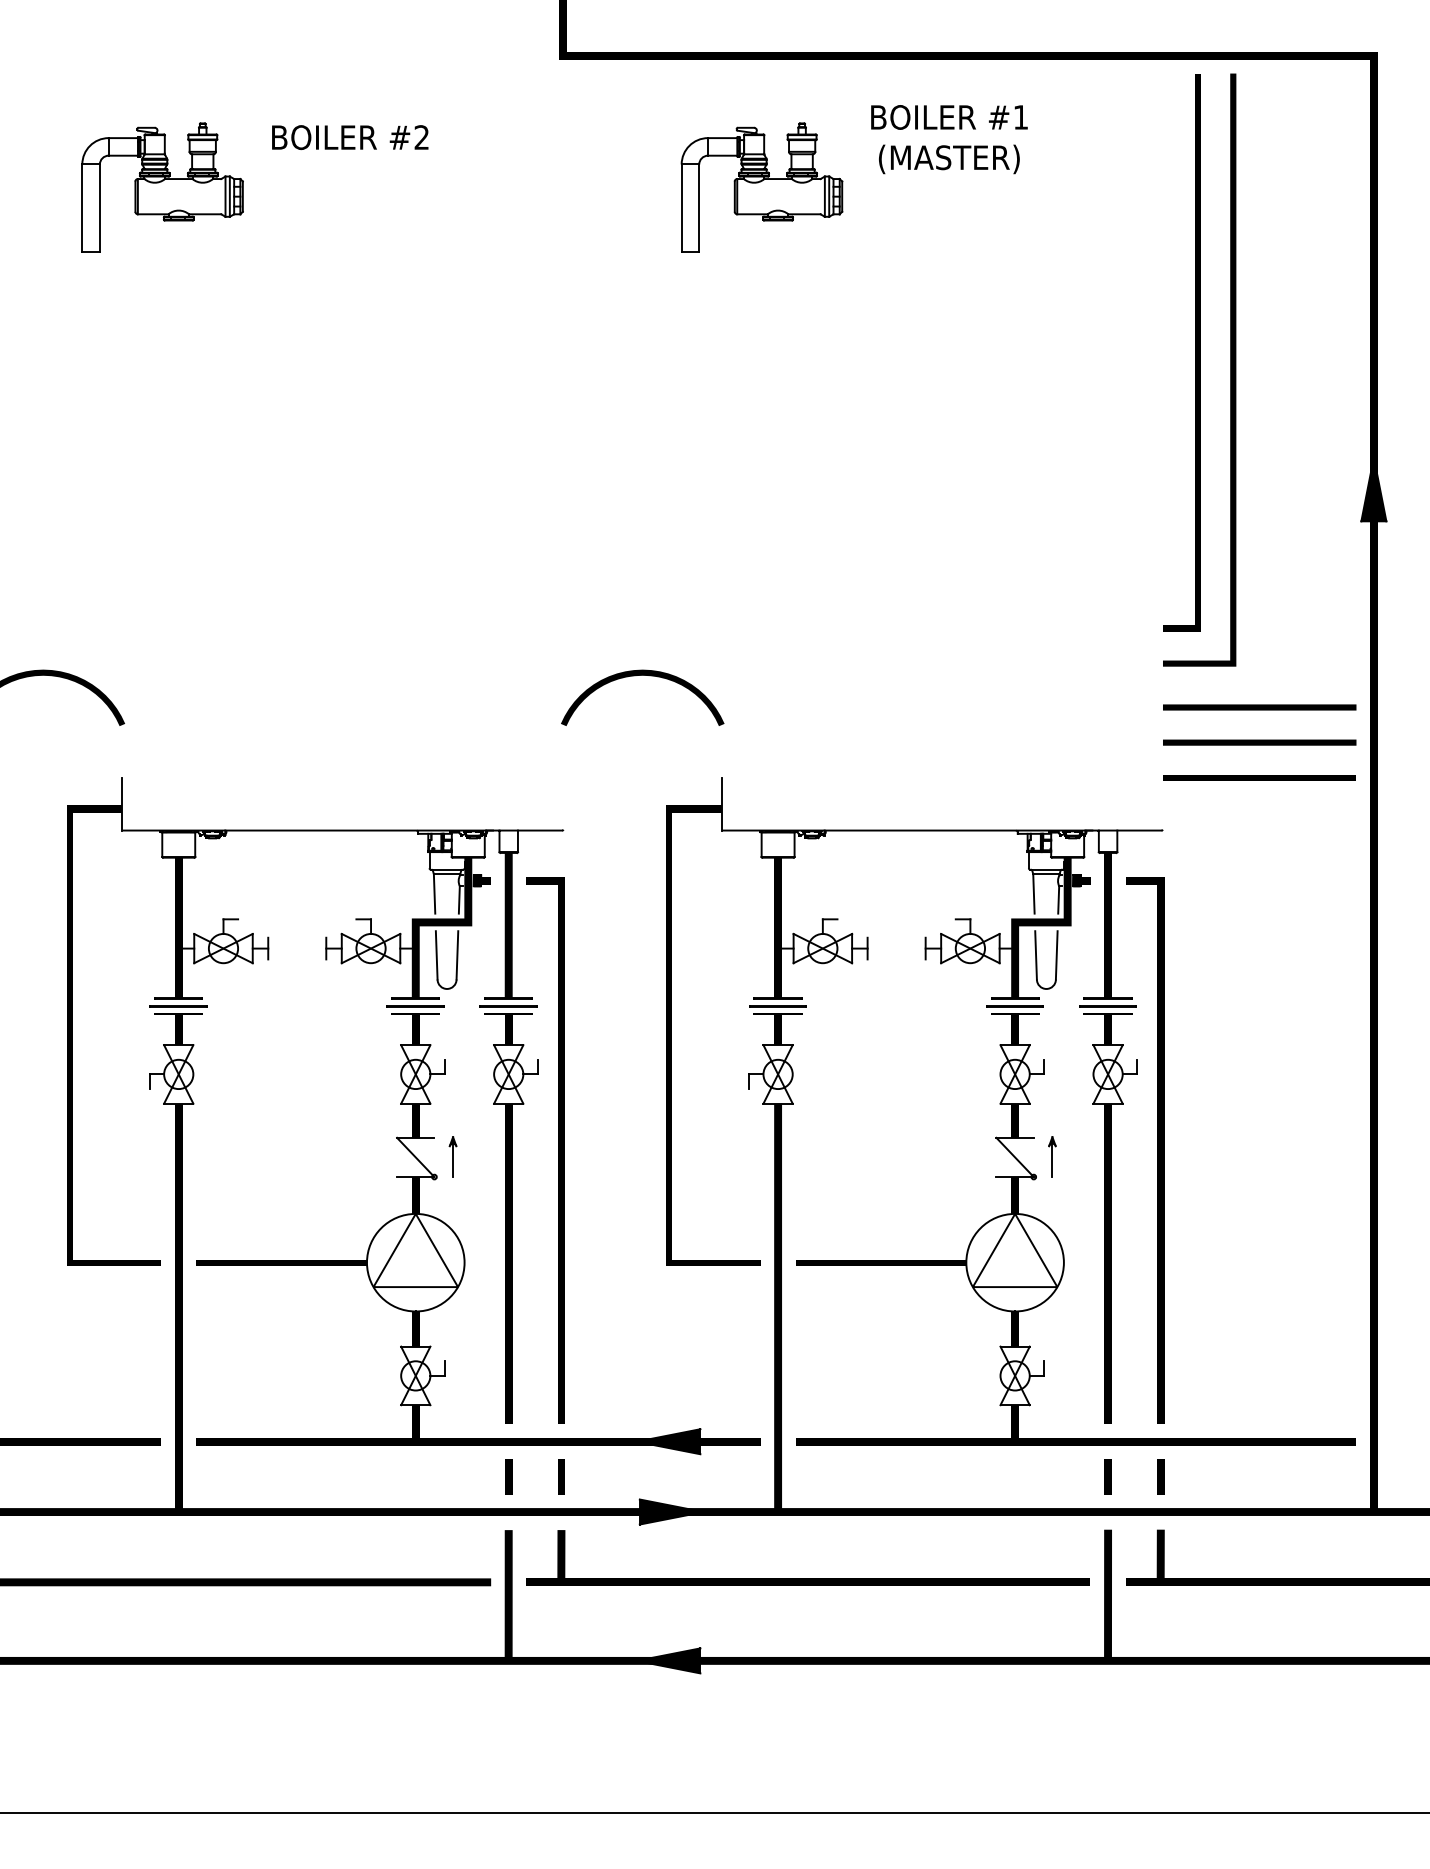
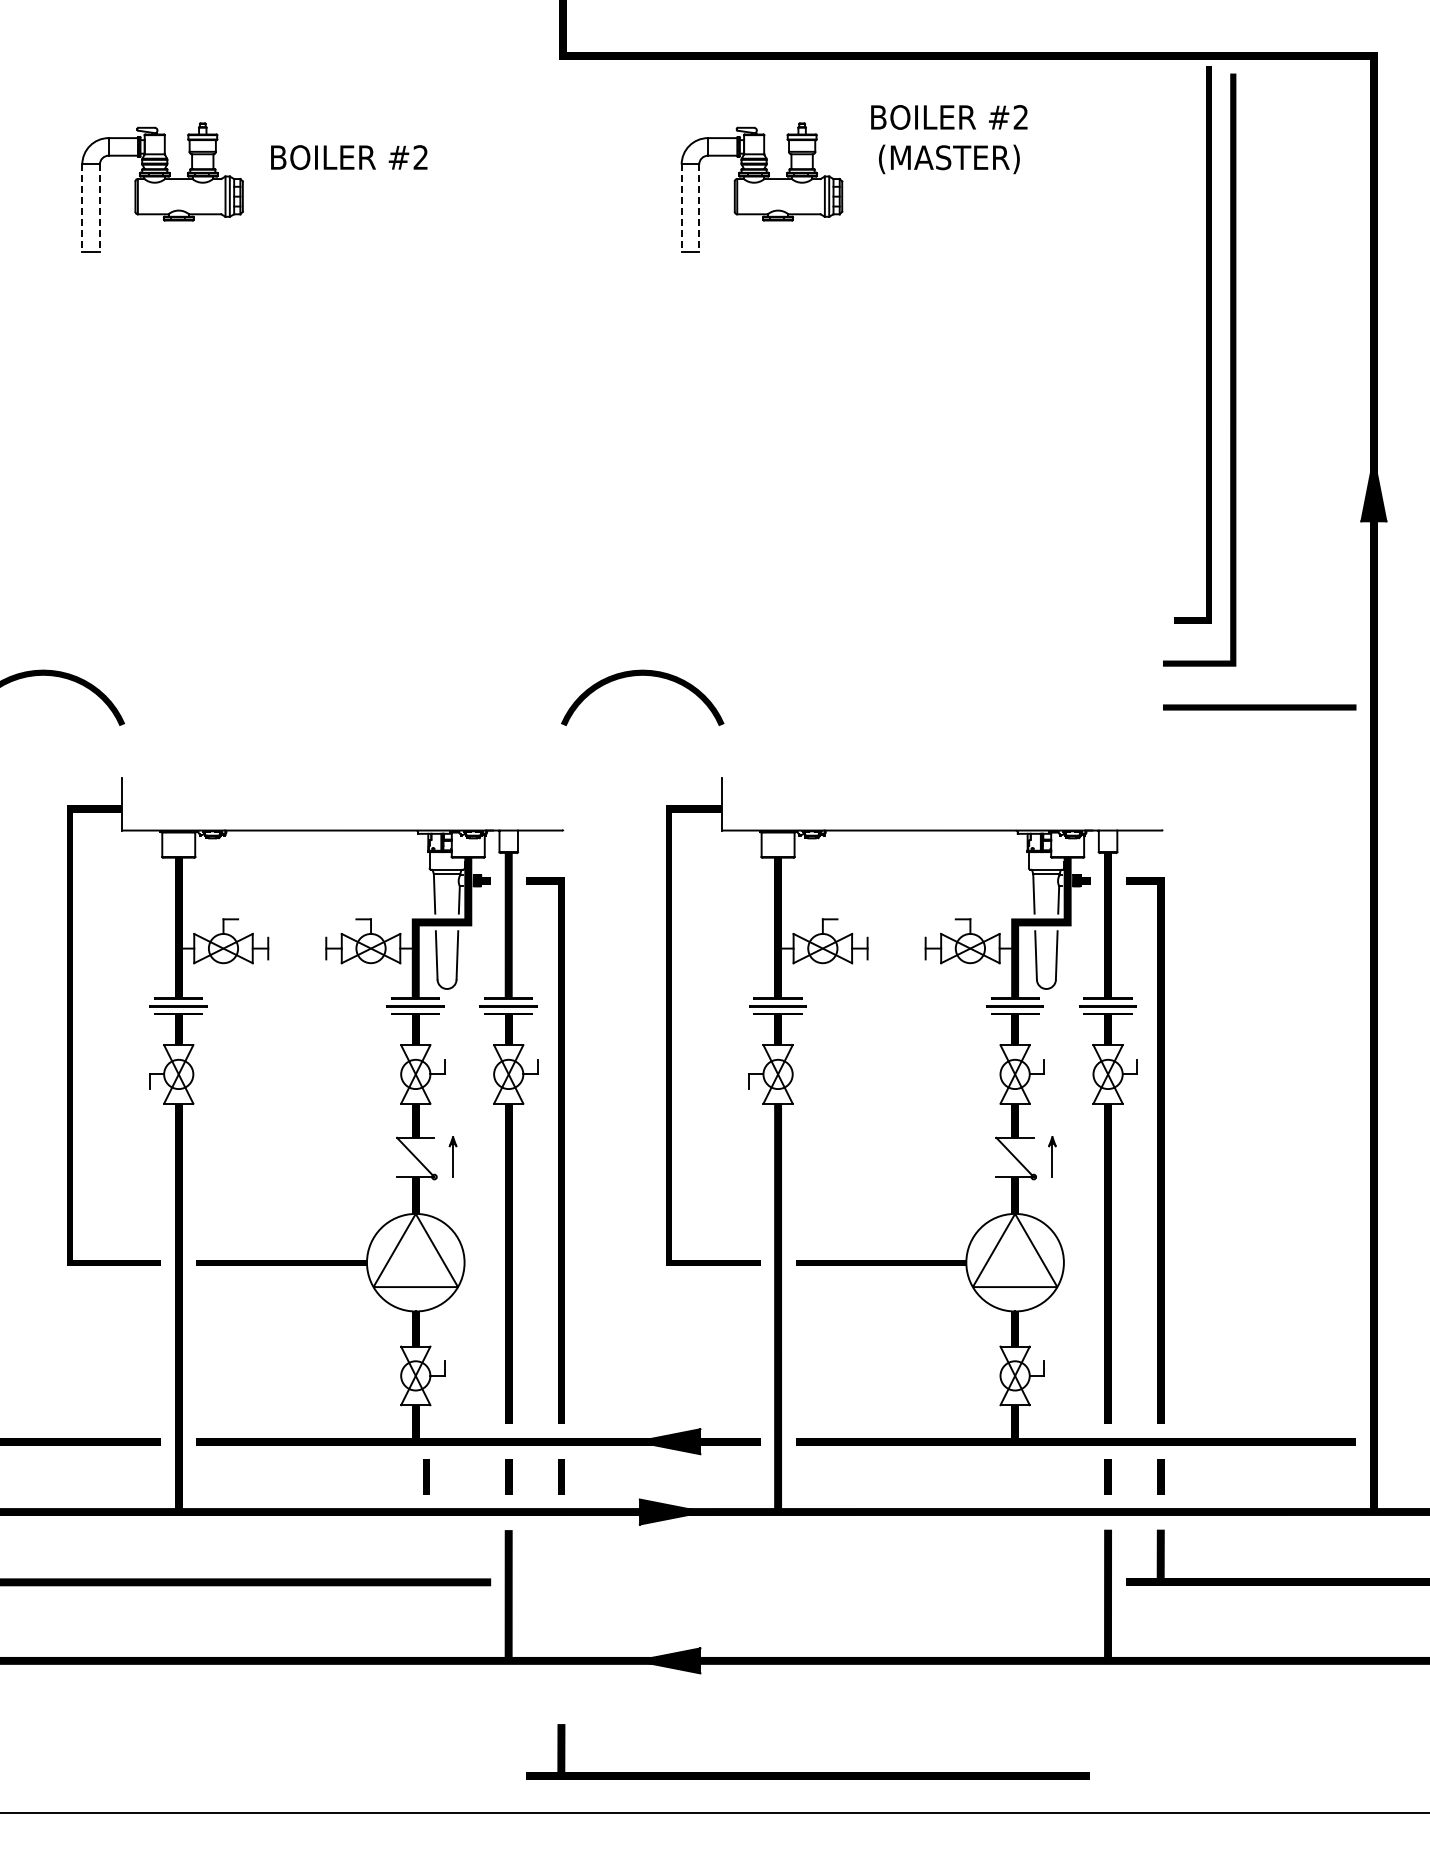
text: #1 -> #2 (1020, 117)
text position: (350, 137) -> (349, 157) (349, 157)
line: solid -> dashed (82, 208)
line: solid -> dashed (99, 208)
line: solid -> dashed (681, 208)
line: solid -> dashed (699, 208)
line position: (1195, 352) -> (1206, 344) (1206, 344)
line: present -> none (1259, 742)
line: present -> none (1259, 777)
line: none -> present (426, 1476)
part position: (807, 1578) -> (807, 1772) (807, 1772)
